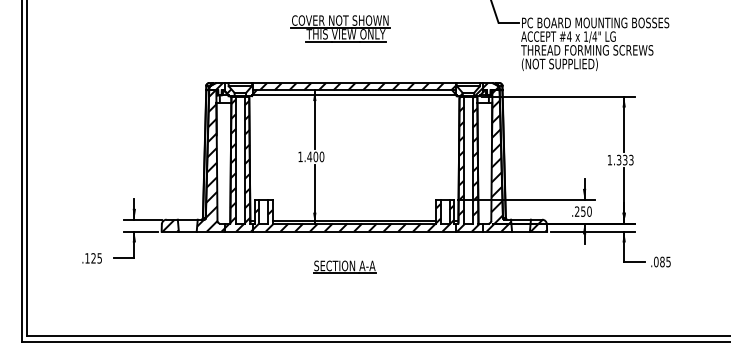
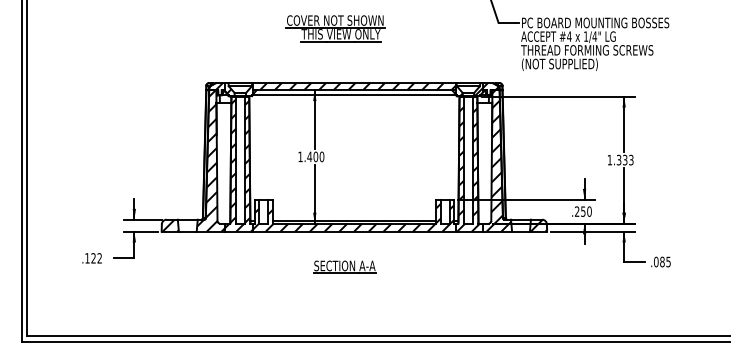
part position: (340, 28) -> (335, 28) (335, 28)
text: .125 -> .122 (99, 258)
